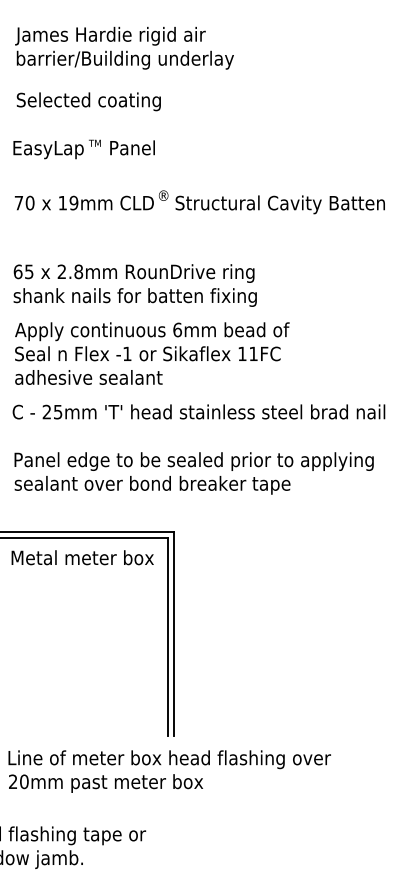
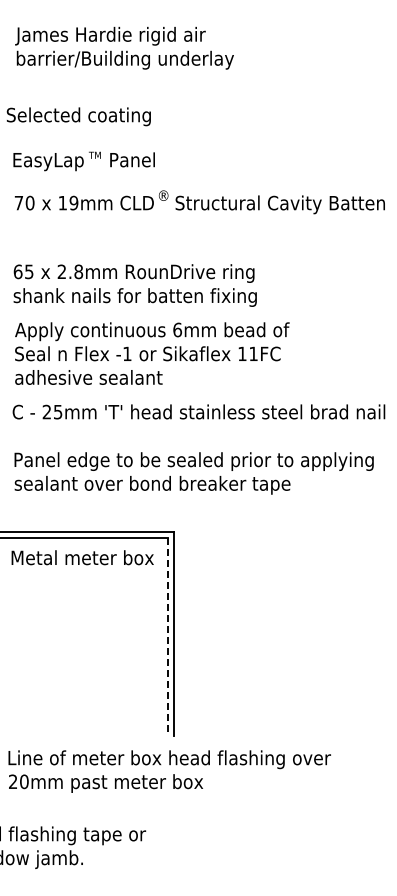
text position: (88, 101) -> (78, 116) (78, 116)
text position: (83, 149) -> (83, 161) (83, 161)
line: solid -> dashed (167, 637)
